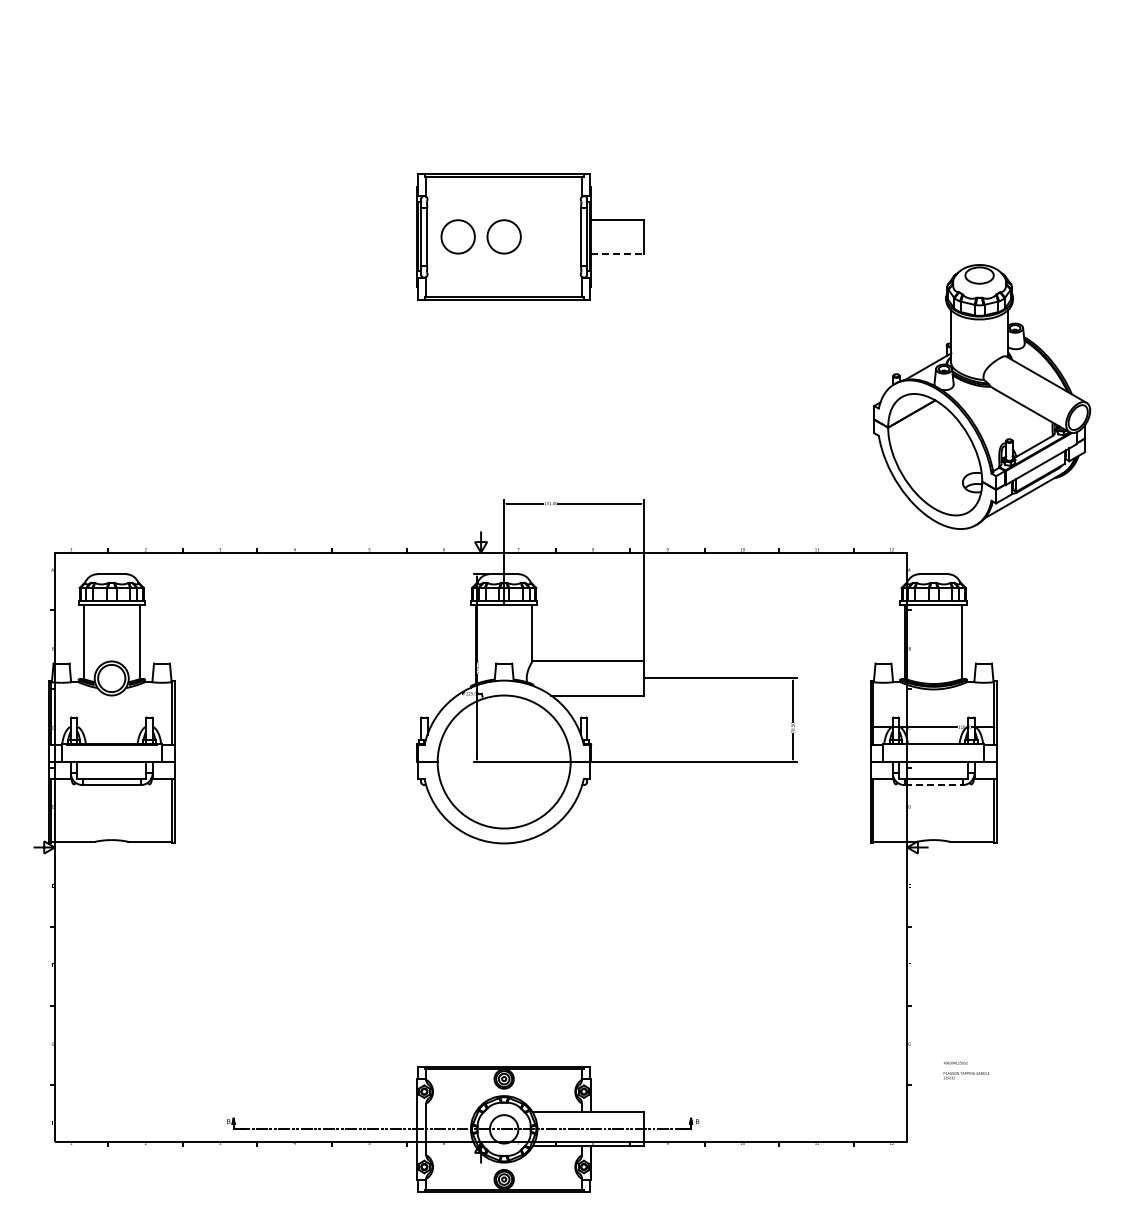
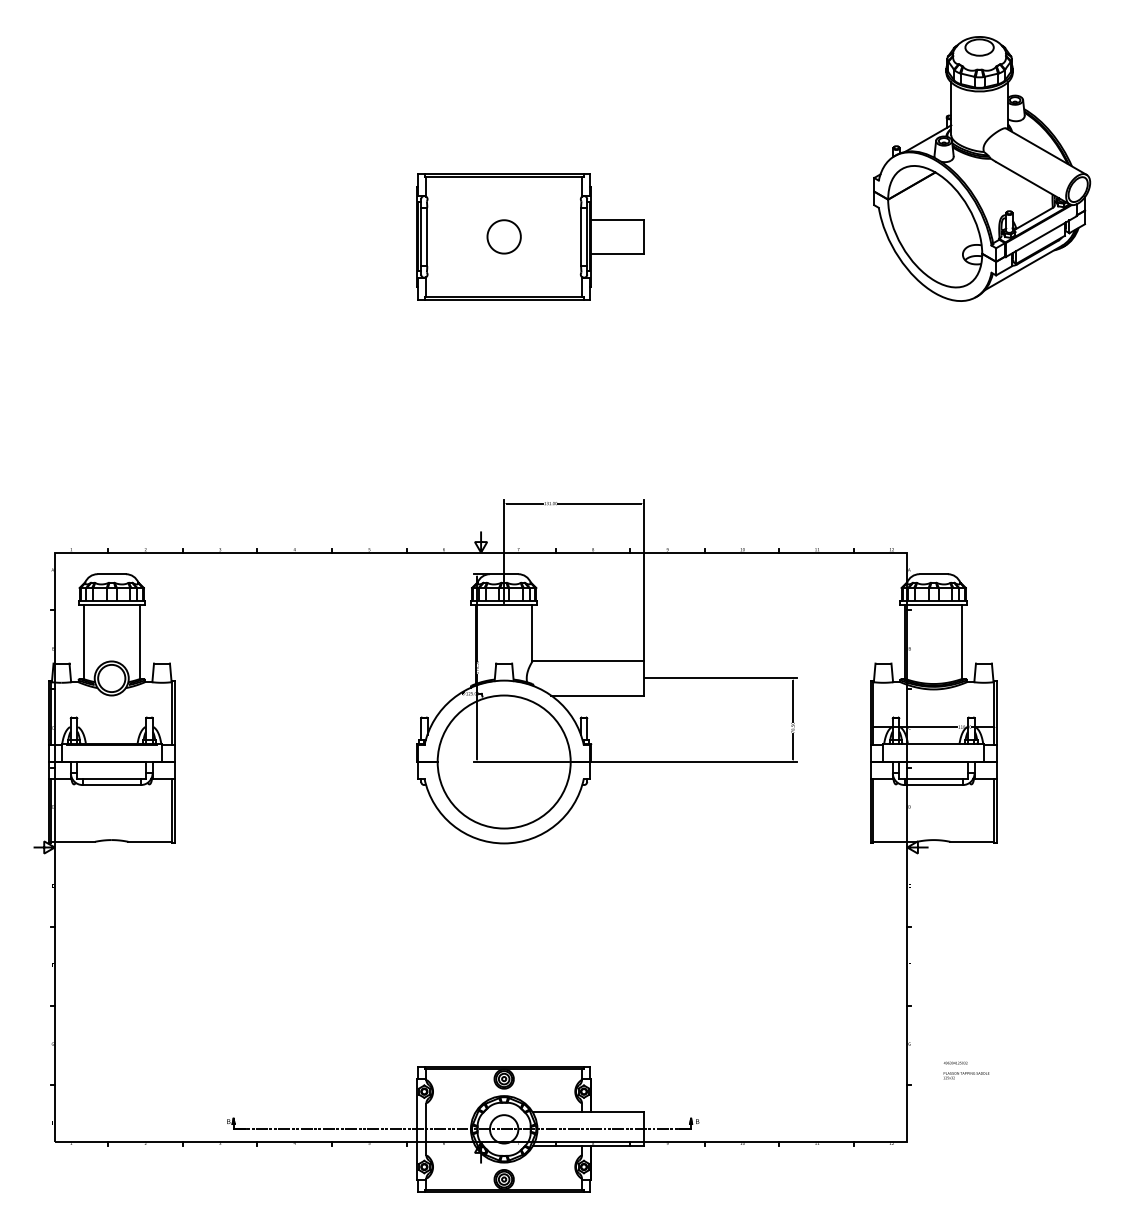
part: present -> none (457, 236)
line: dashed -> solid (618, 253)
part position: (982, 396) -> (982, 168) (982, 168)
line: dashed -> solid (934, 785)
